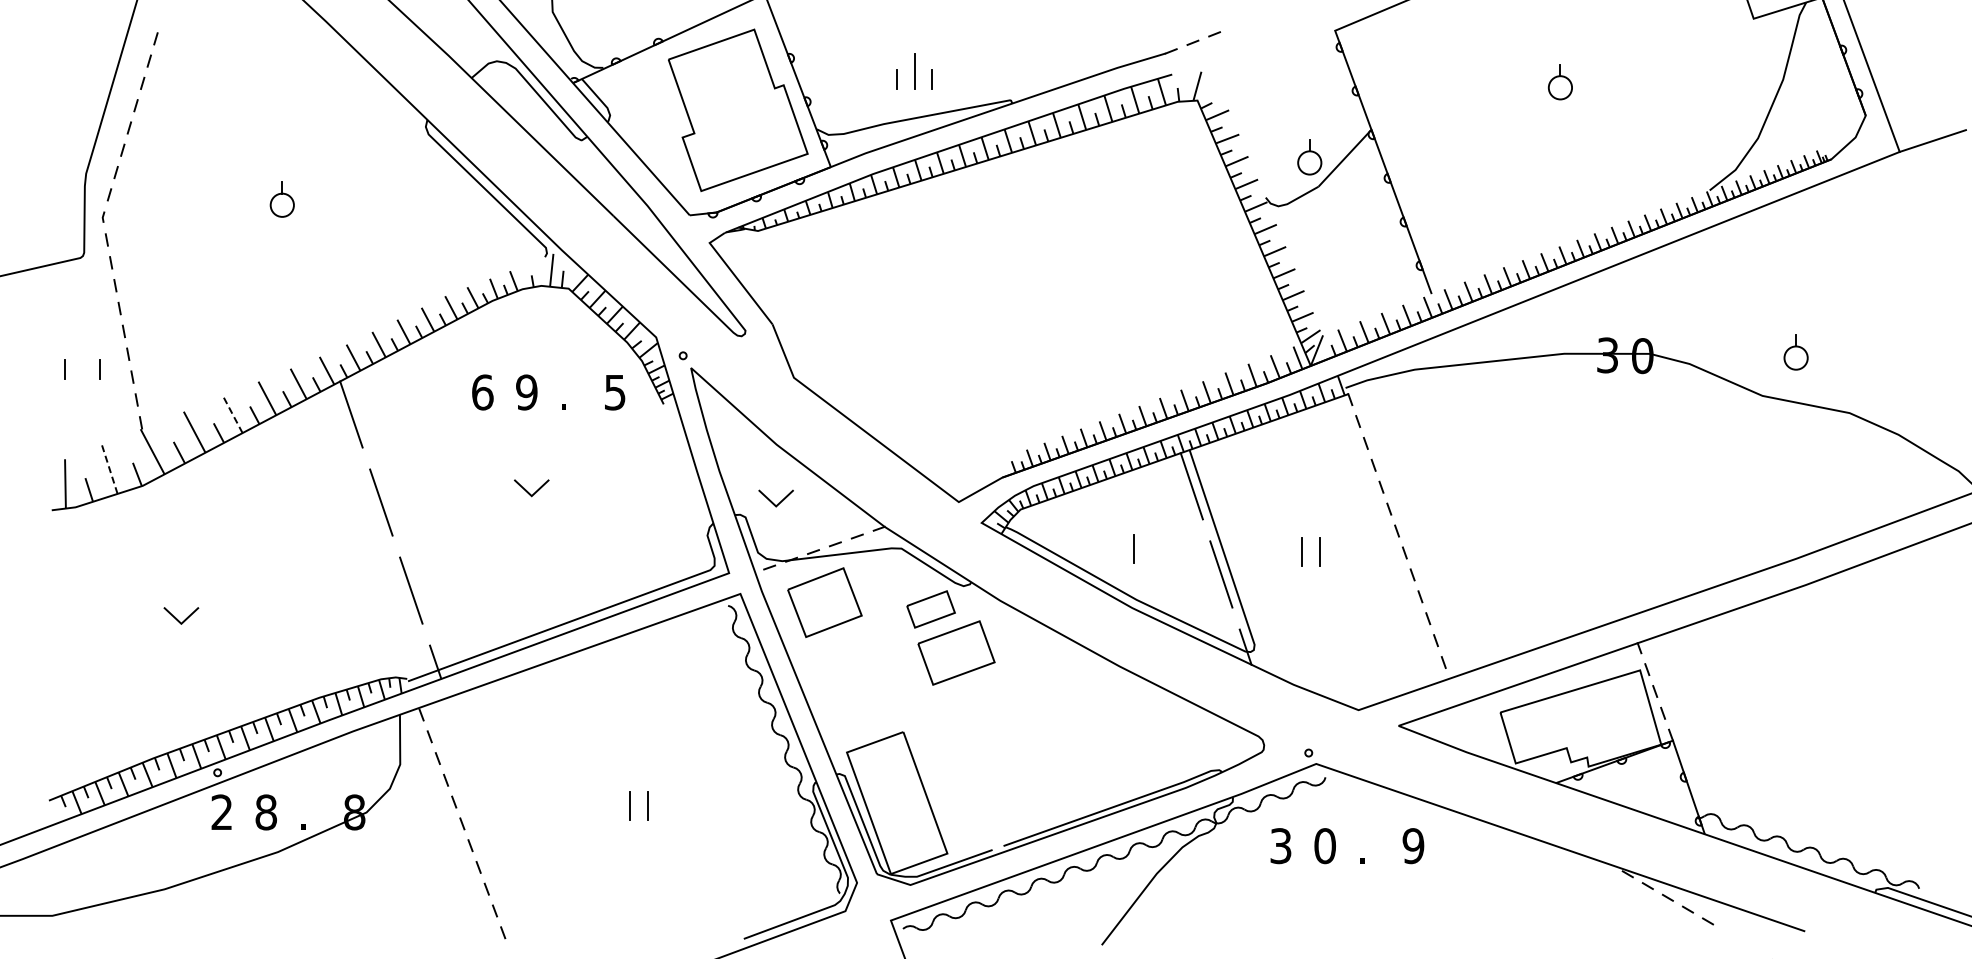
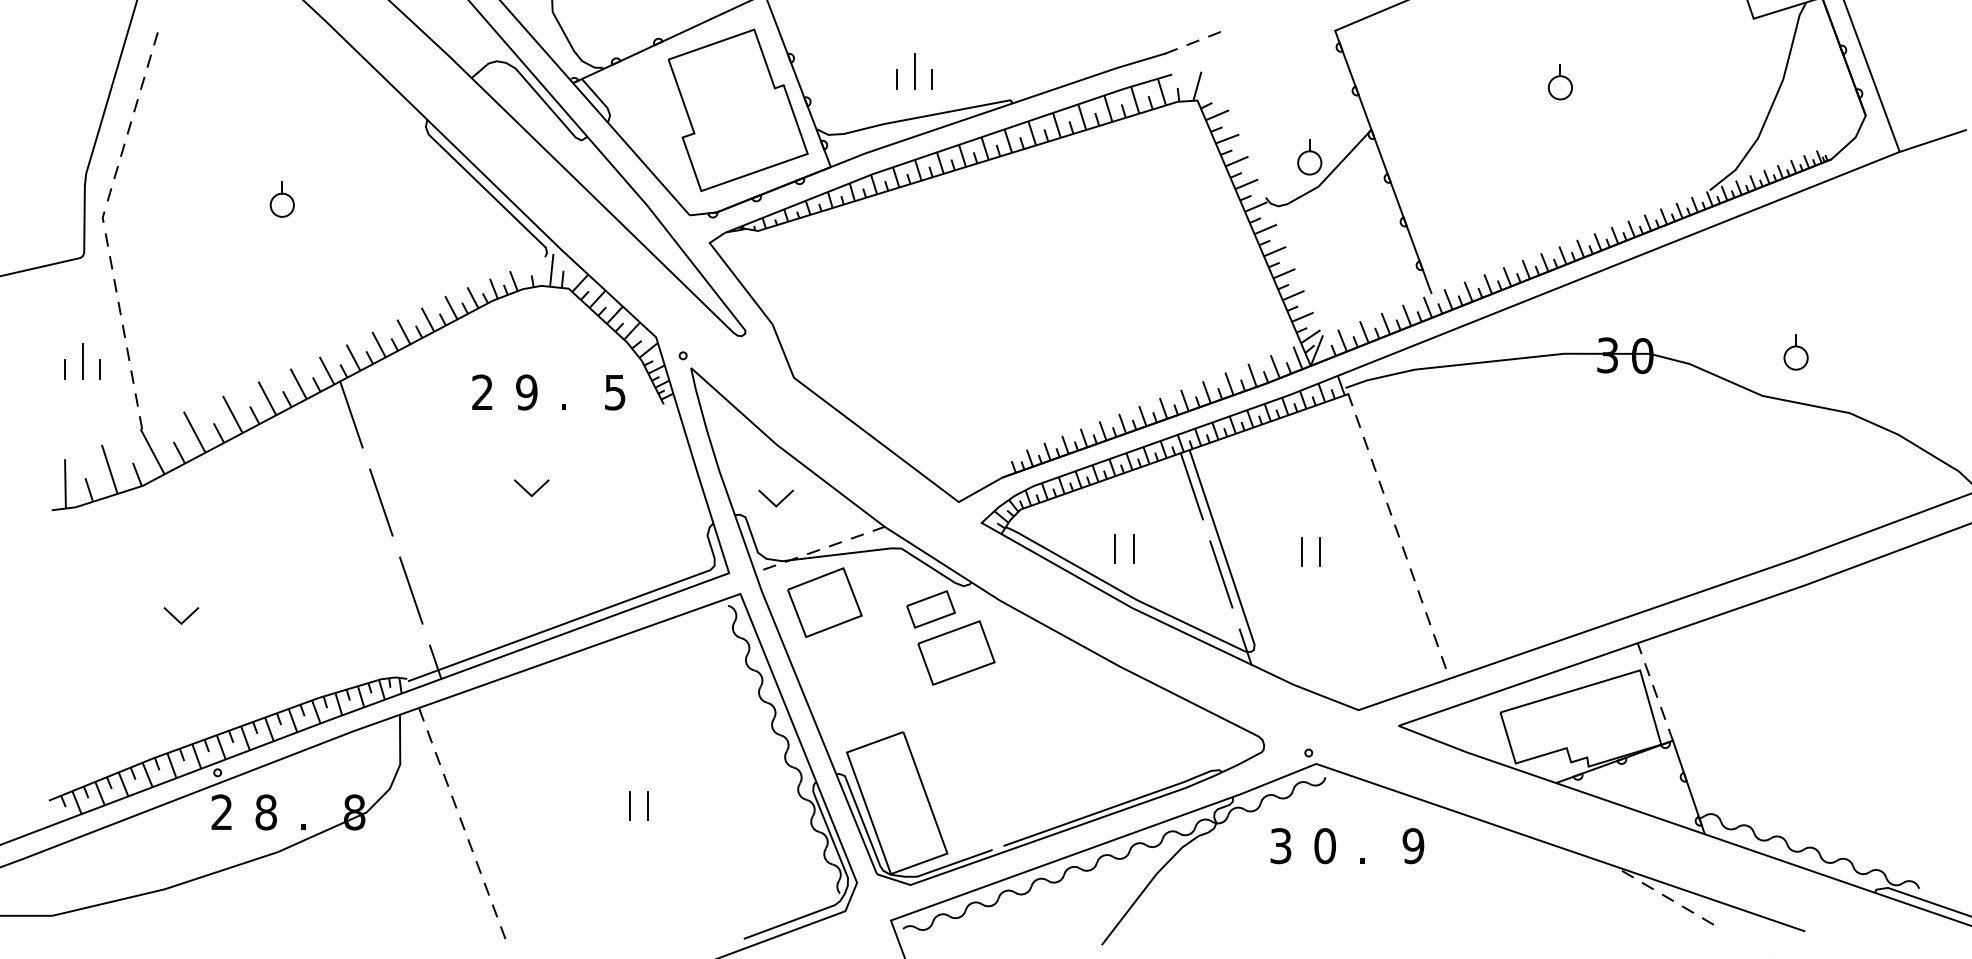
line: none -> present (82, 361)
text: 6 -> 2 (482, 392)
line: dashed -> solid (232, 414)
line: dashed -> solid (109, 469)
line: none -> present (1115, 548)
